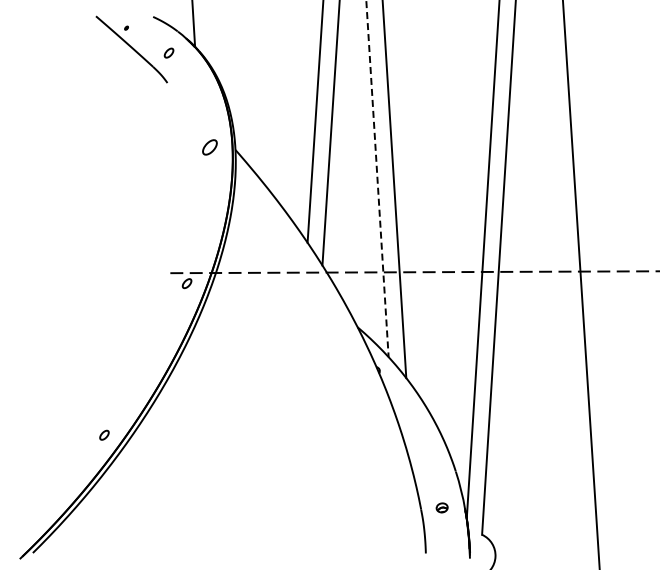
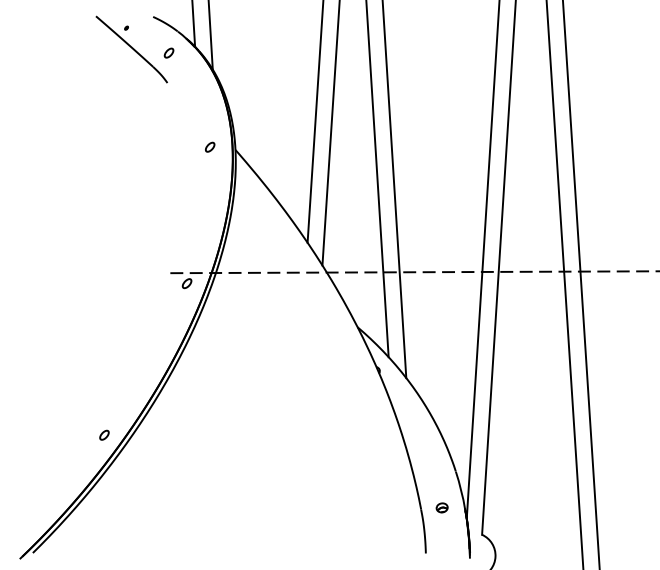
line: none -> present (210, 35)
part size: 16x17 px -> 11x12 px (210, 146)
line: dashed -> solid (377, 178)
line: none -> present (564, 284)
